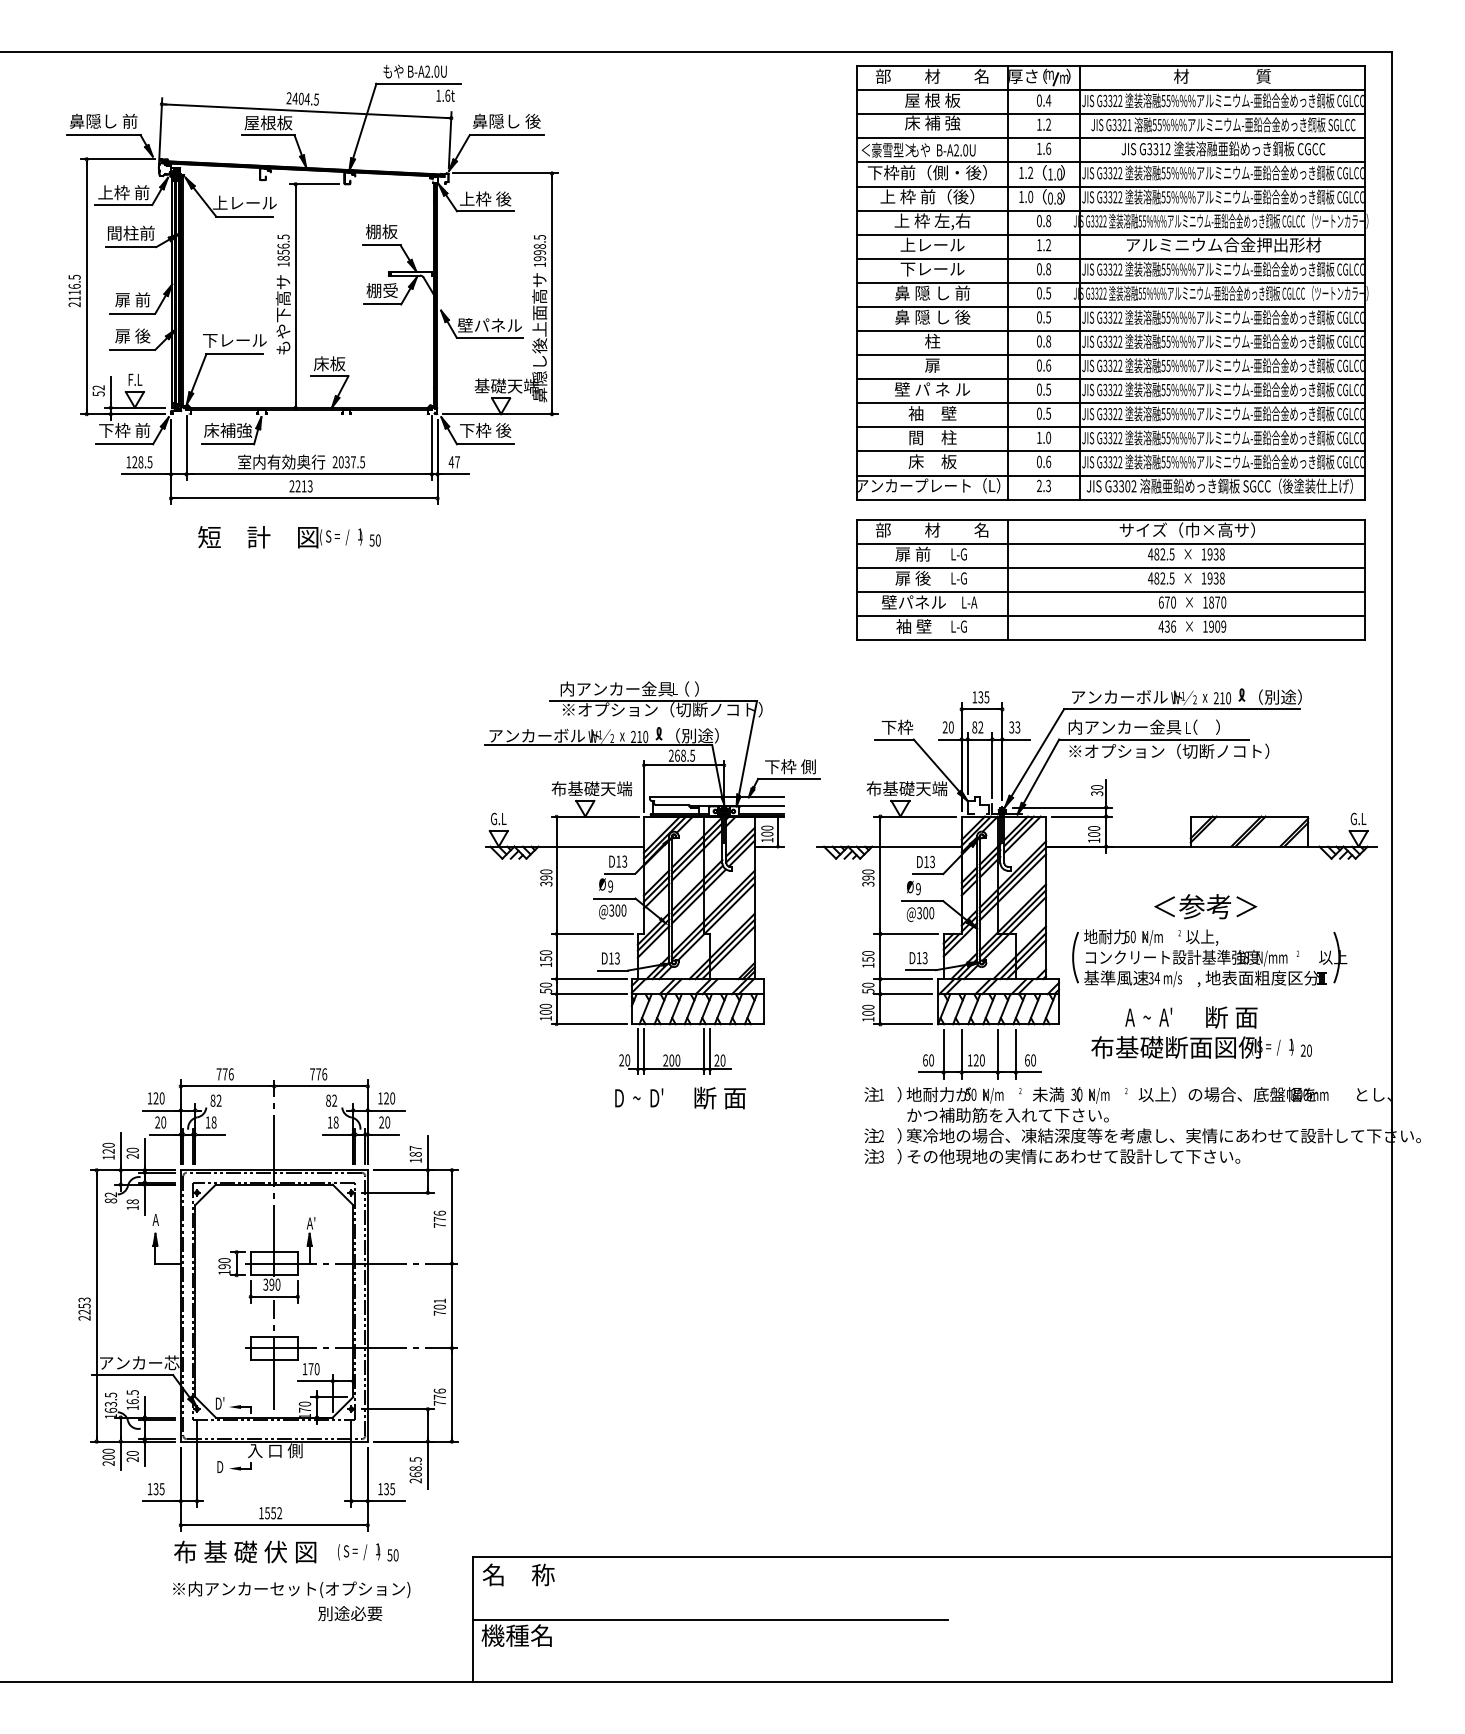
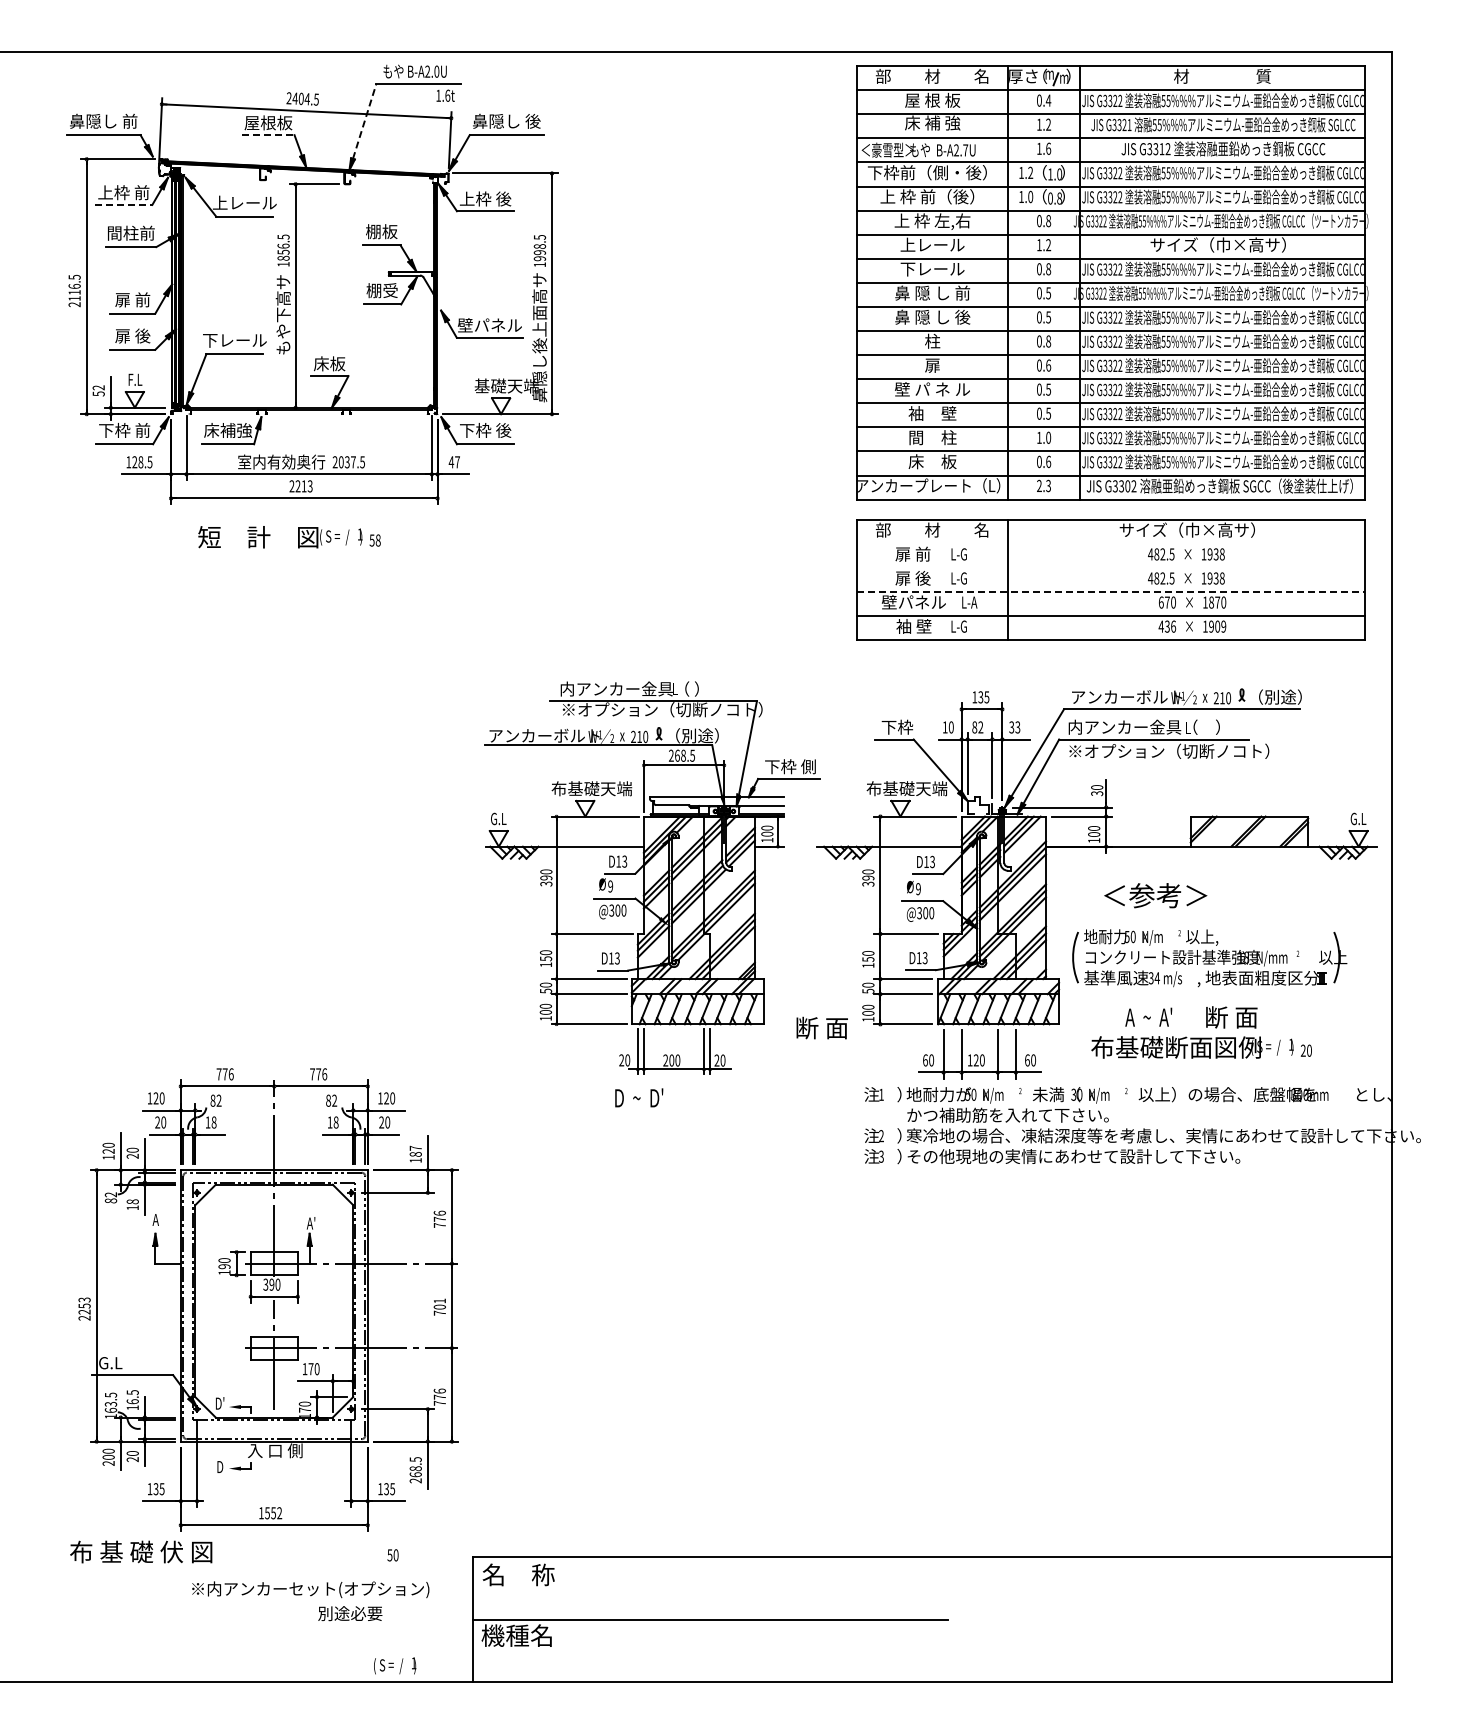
line: solid -> dashed (364, 120)
line: solid -> dashed (268, 135)
text: B-A2.0U -> B-A2.7U (965, 150)
line: solid -> dashed (124, 204)
text: アルミニウム合金押出形材 -> サイズ（巾×高サ） (1224, 244)
text: 50 -> 58 (377, 541)
line: present -> none (1111, 543)
line: present -> none (1111, 568)
line: solid -> dashed (1111, 592)
text: 20 -> 10 (944, 727)
text position: (1205, 906) -> (1155, 895) (1155, 895)
text position: (719, 1097) -> (821, 1027) (821, 1027)
text: アンカー芯 -> G.L (139, 1362)
text position: (245, 1551) -> (141, 1551) (141, 1551)
text position: (359, 1551) -> (395, 1665) (395, 1665)
text position: (291, 1589) -> (310, 1589) (310, 1589)
